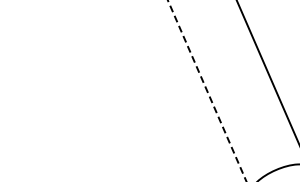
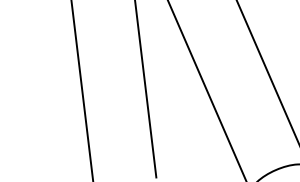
line: none -> present (145, 89)
line: none -> present (81, 90)
line: dashed -> solid (207, 91)
